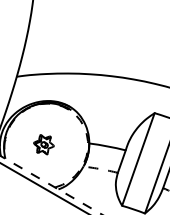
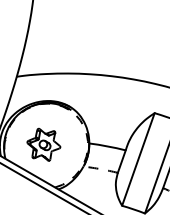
part size: 22x22 px -> 36x35 px (43, 144)
line: dashed -> solid (51, 185)
